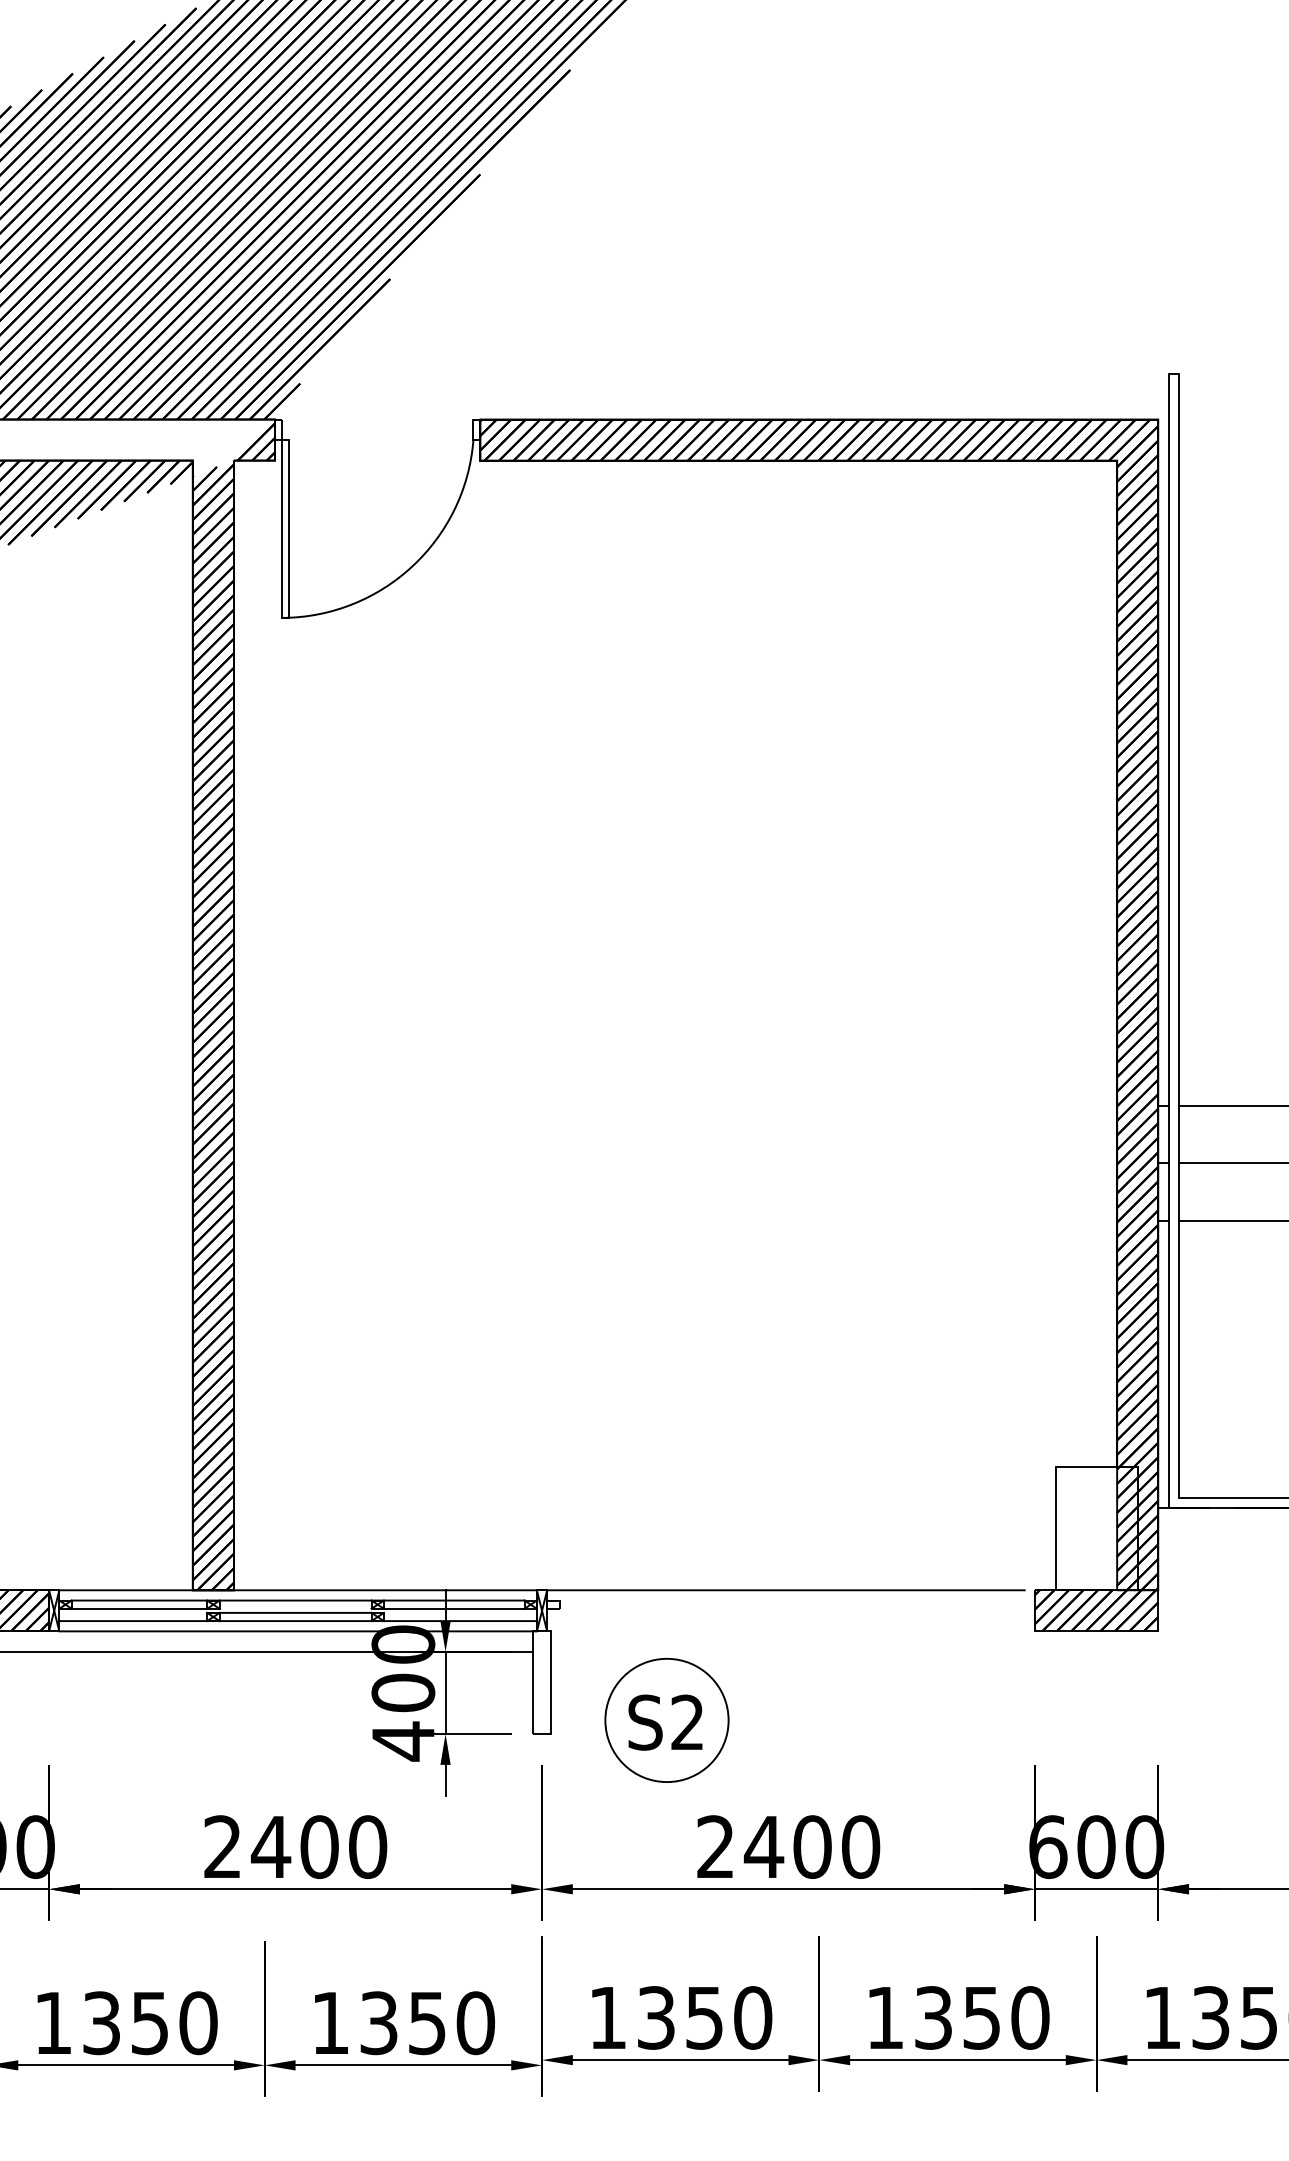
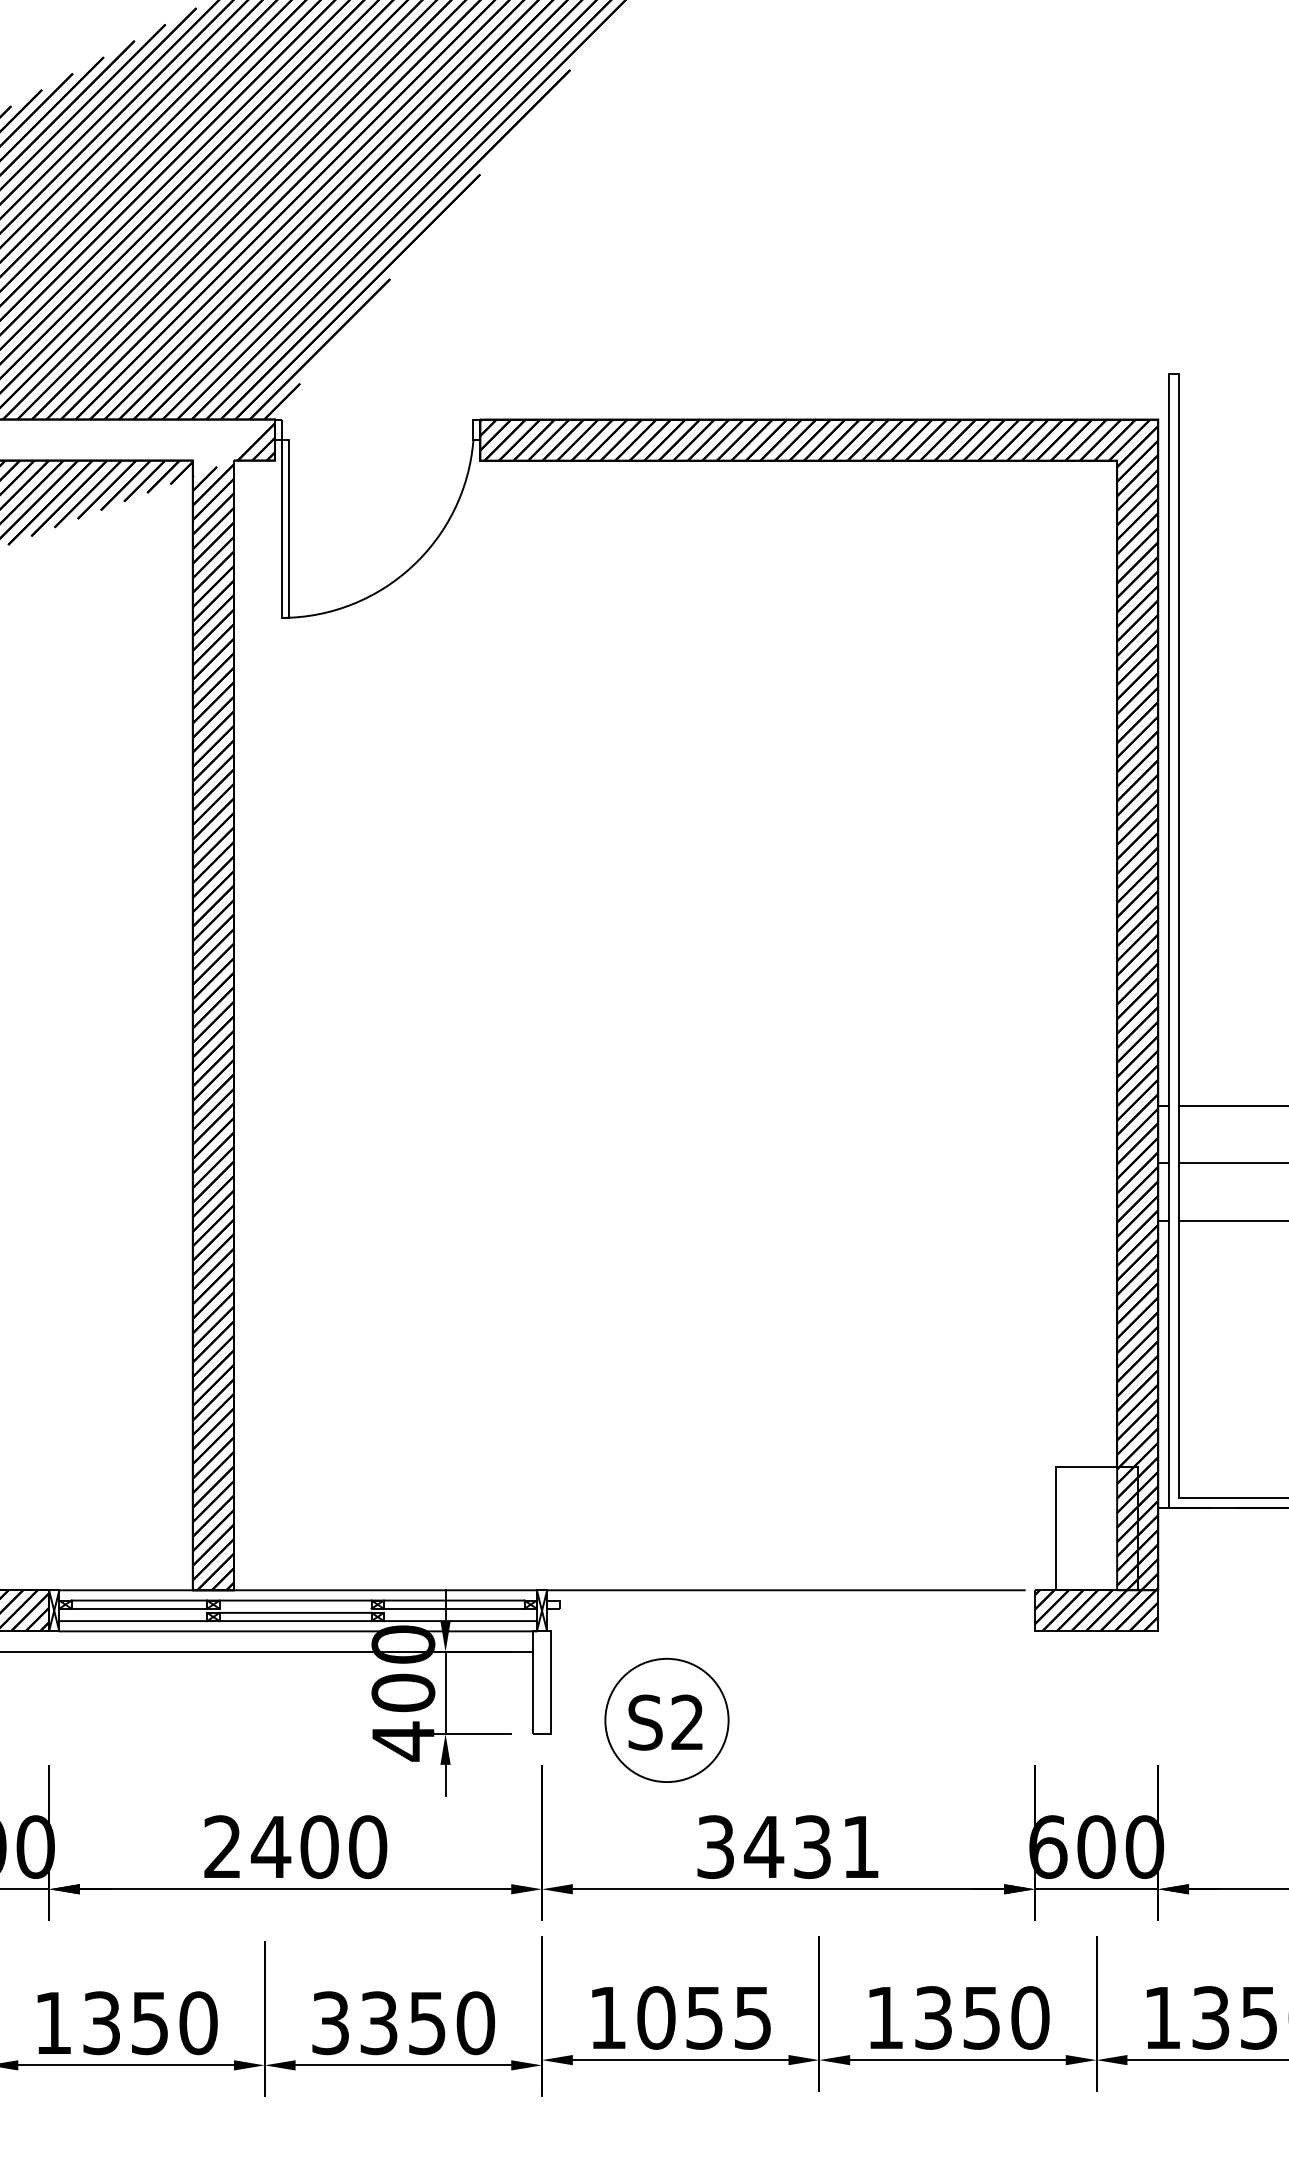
text: 2400 -> 3431 (788, 1847)
text: 1350 -> 1055 (704, 2017)
text: 1350 -> 3350 (330, 2023)
